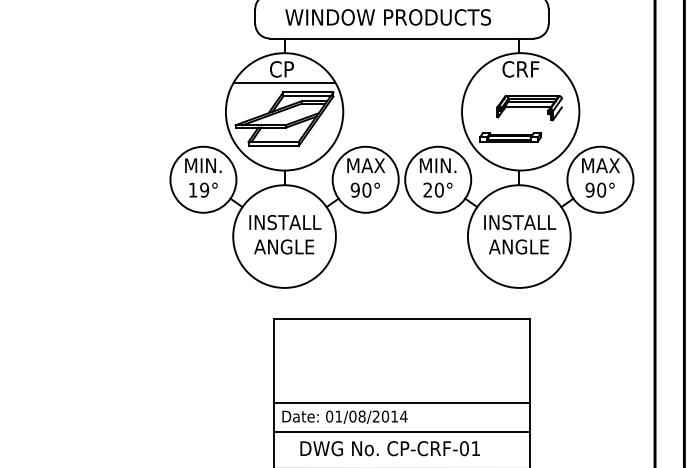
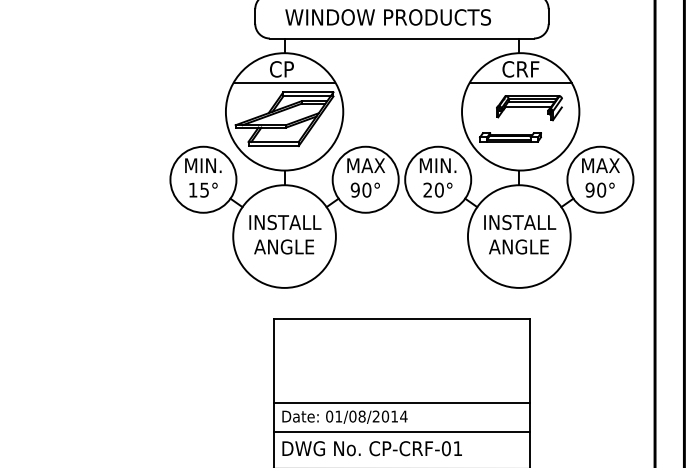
line: none -> present (520, 82)
text: 19° -> 15° (204, 189)
text position: (389, 448) -> (371, 448) (371, 448)
